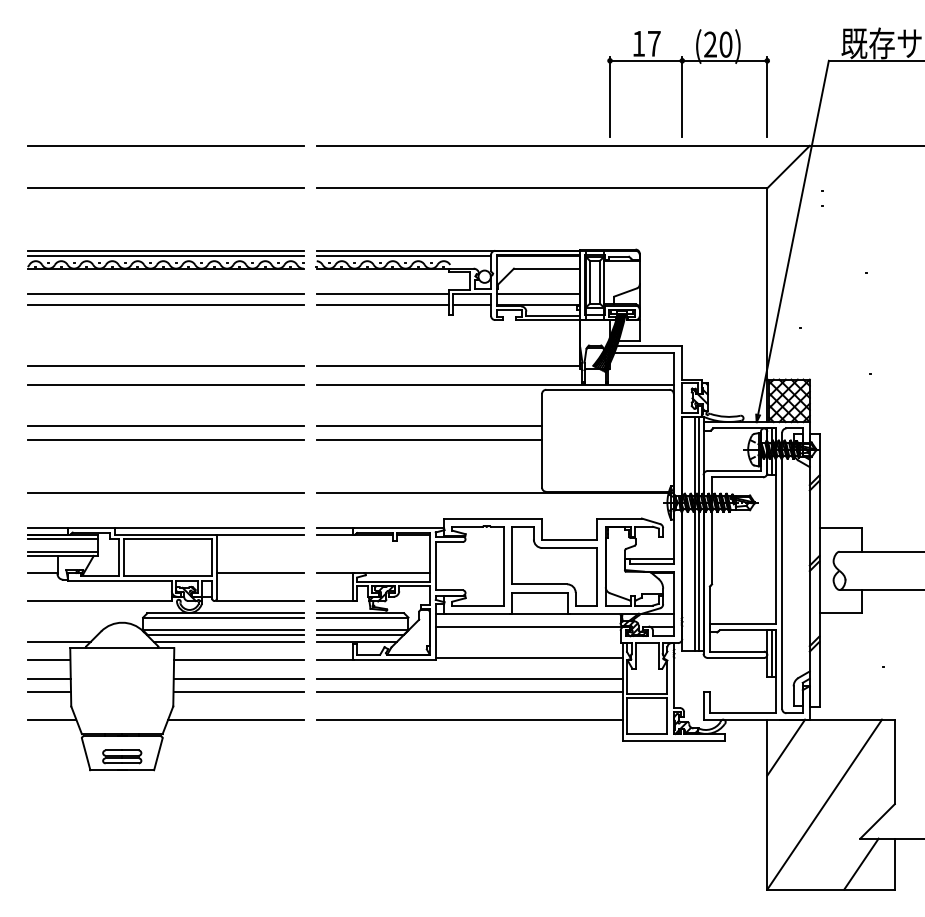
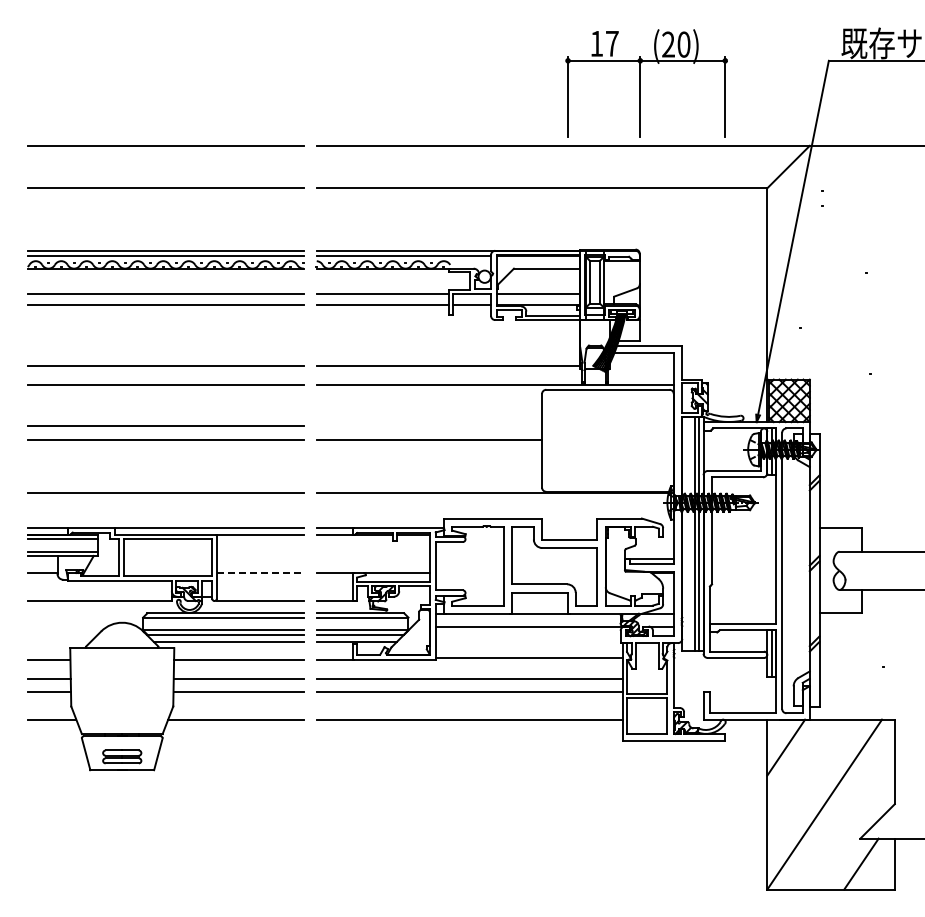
part position: (688, 83) -> (646, 83) (646, 83)
line: present -> none (429, 425)
line: solid -> dashed (260, 572)
line: present -> none (58, 641)
